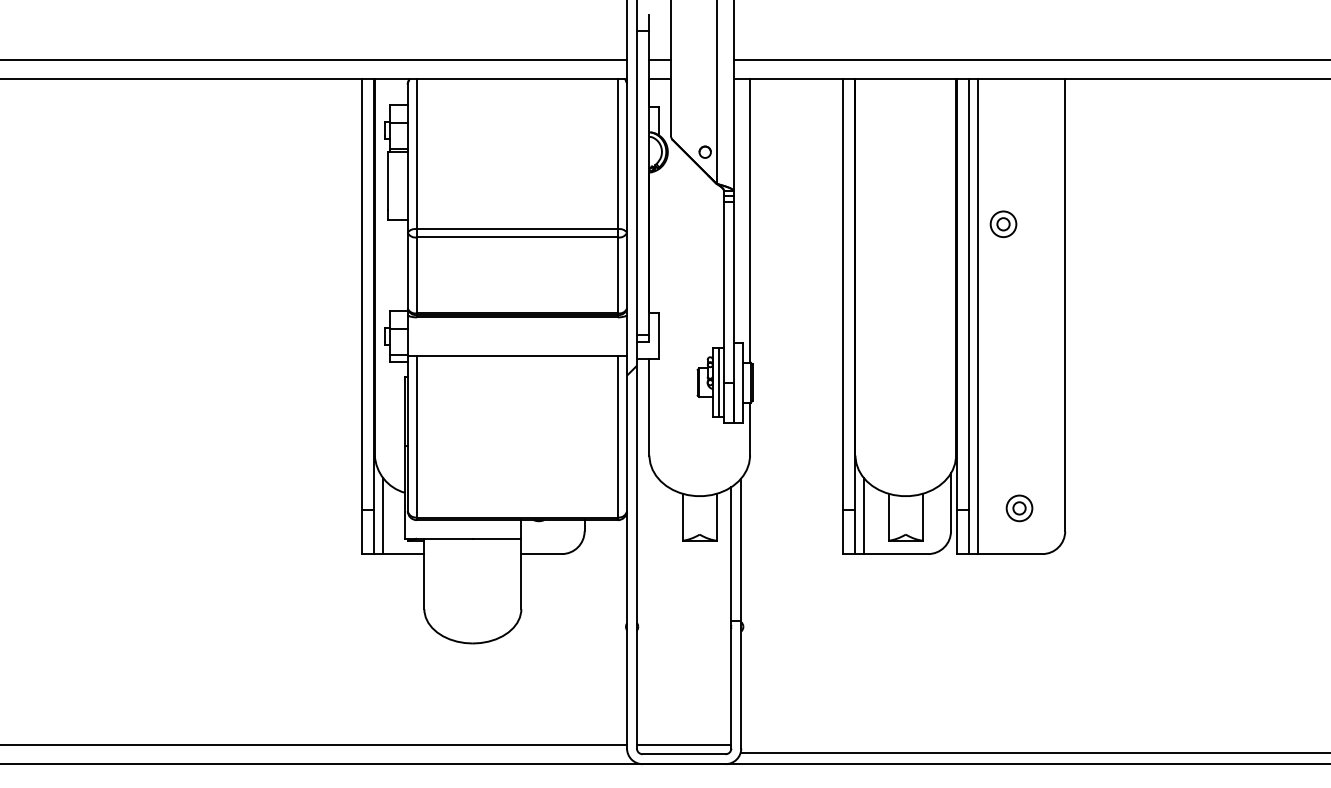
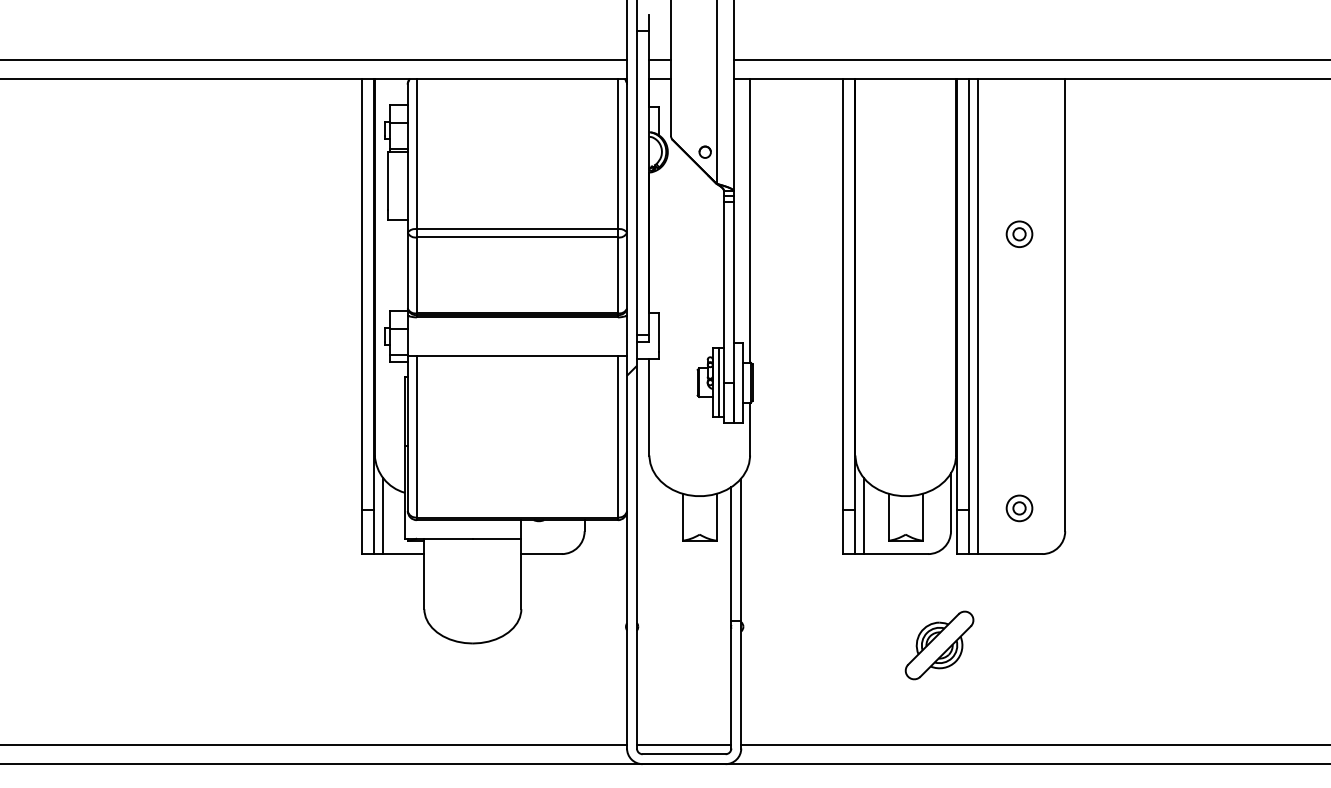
part position: (1003, 223) -> (1019, 233) (1019, 233)
part: none -> present (939, 645)
line position: (1034, 753) -> (1034, 745) (1034, 745)
